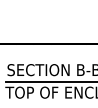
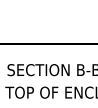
line: present -> none (49, 81)
